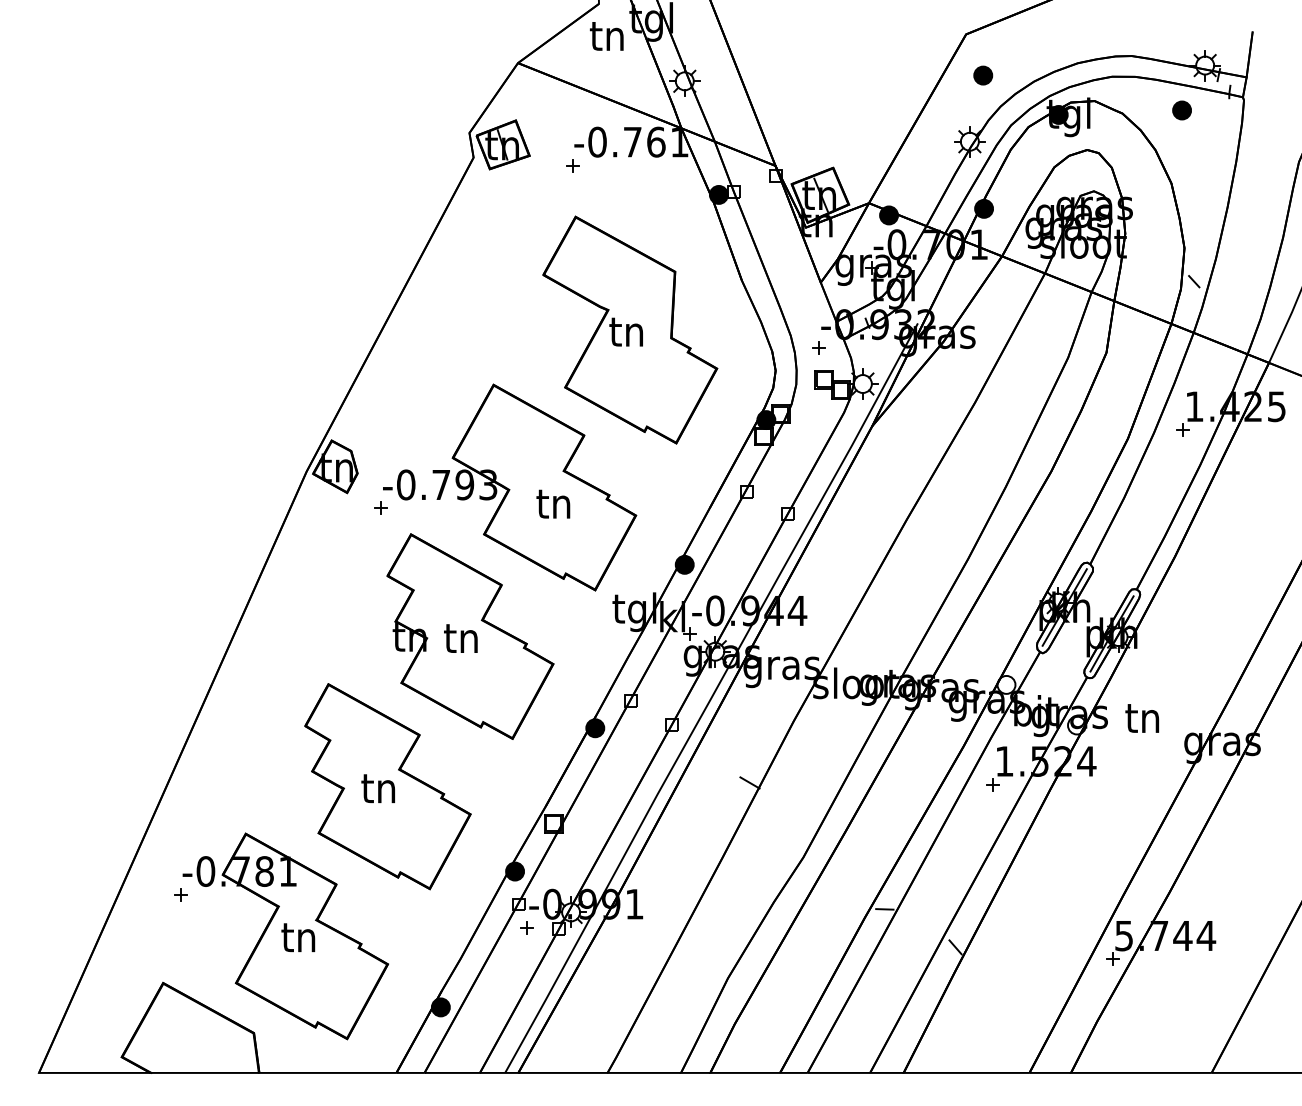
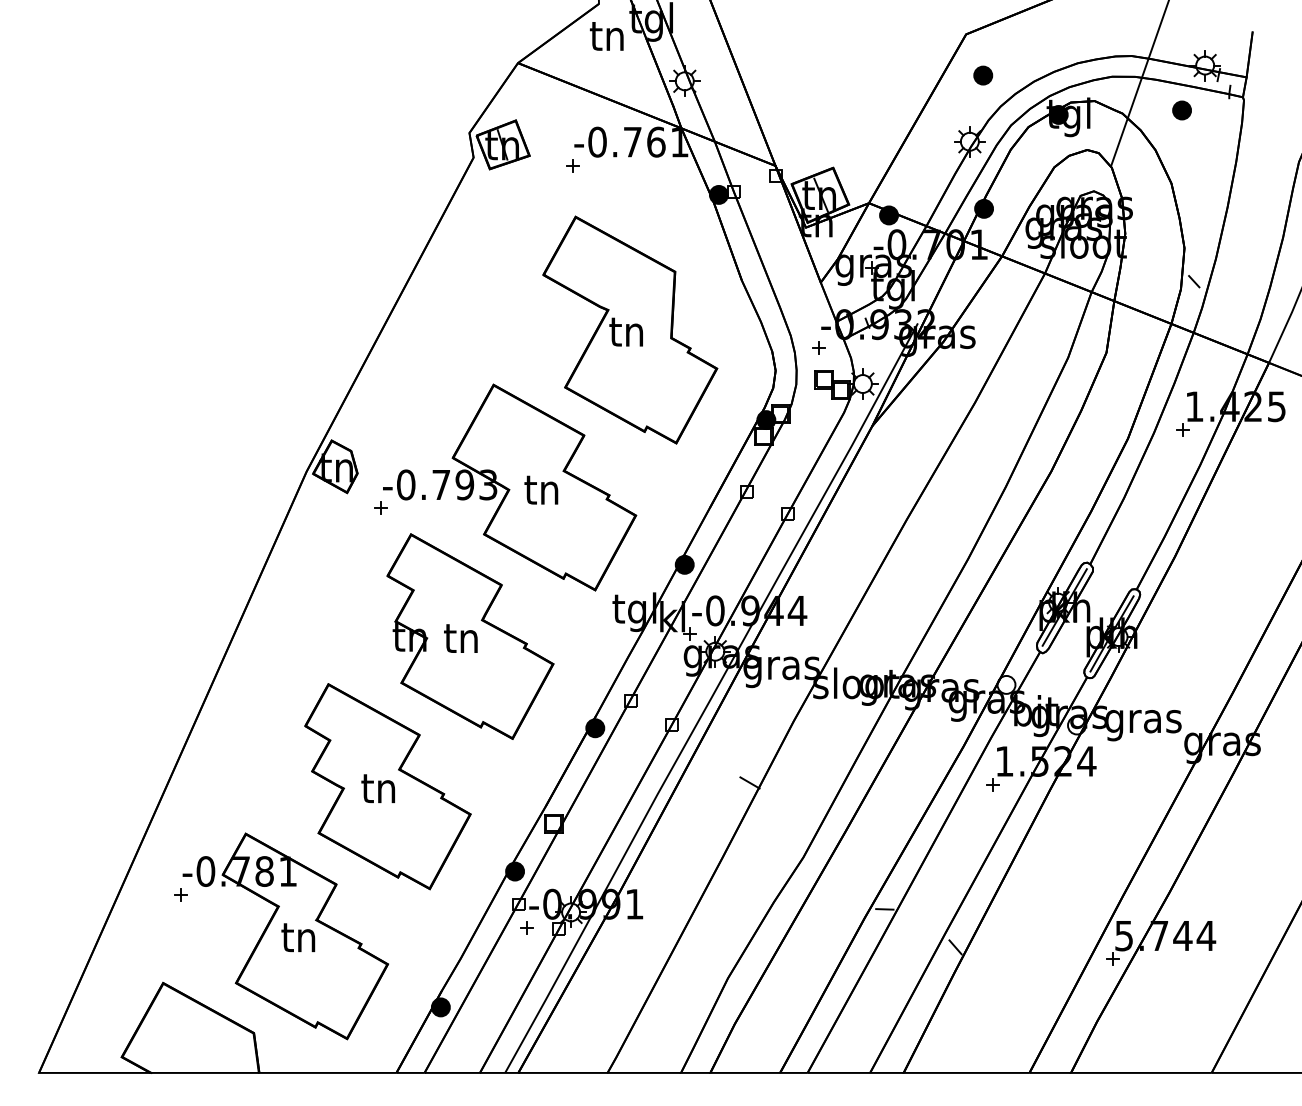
line: none -> present (1139, 83)
text position: (553, 503) -> (541, 489) (541, 489)
text: tn -> gras (1143, 722)
